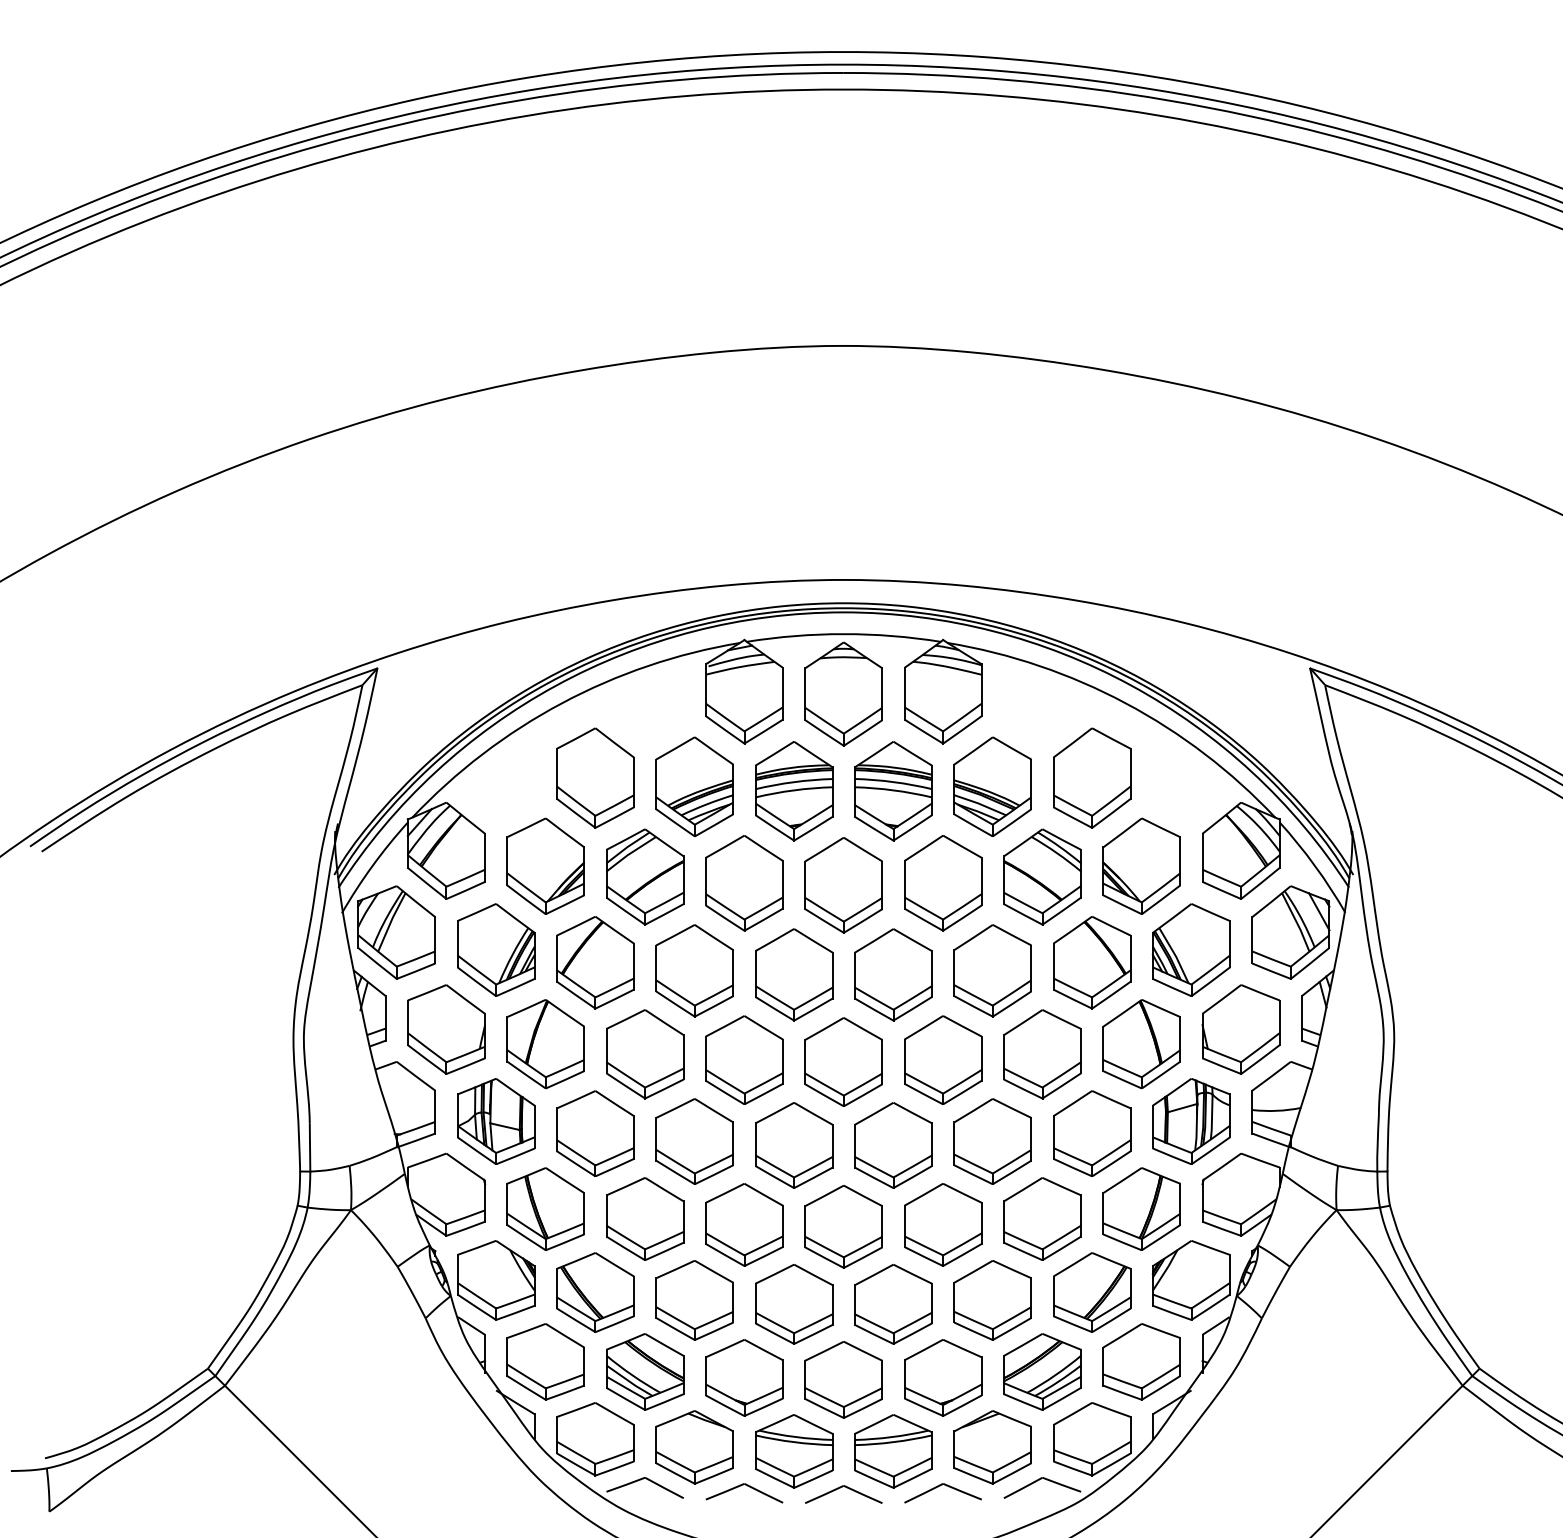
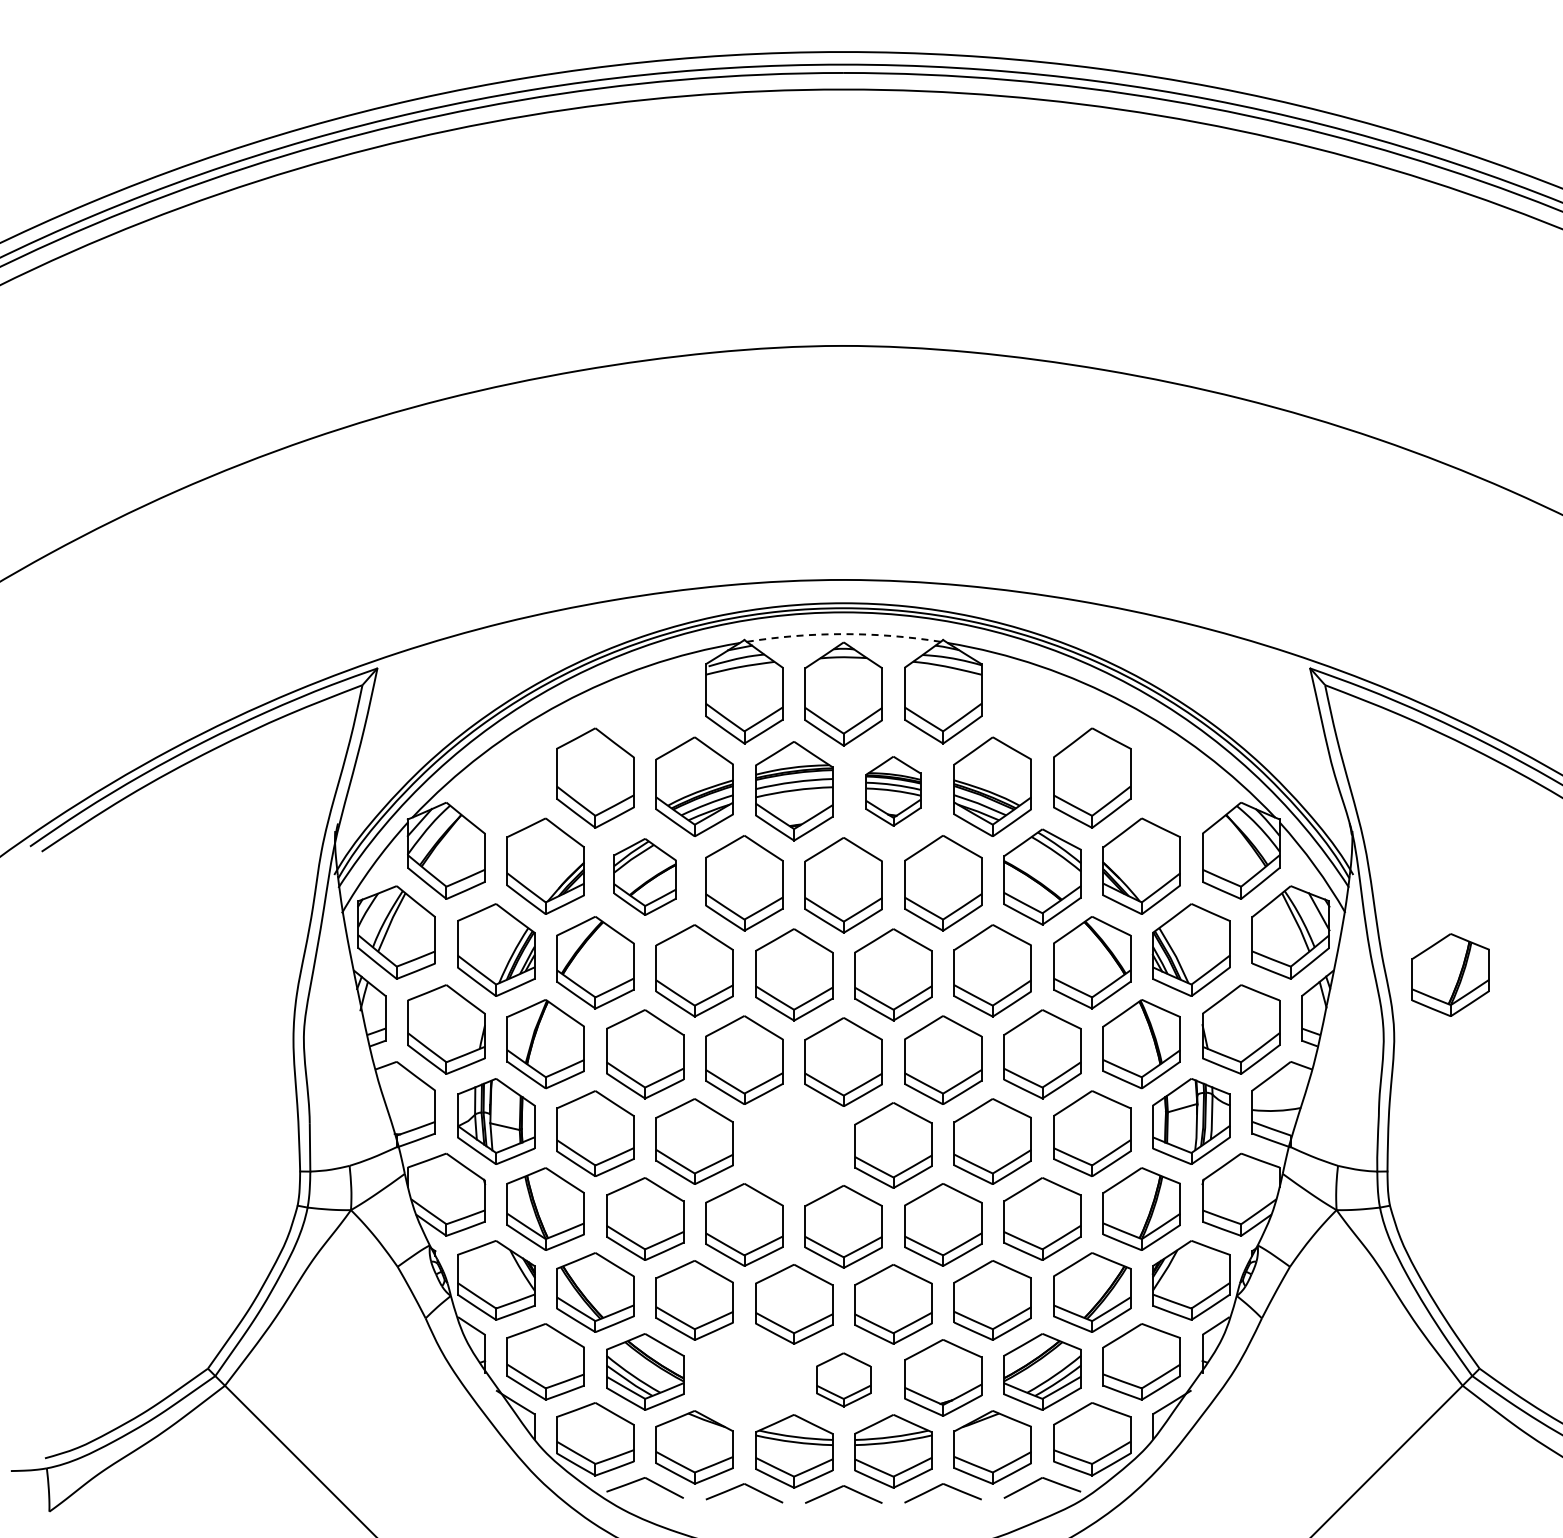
arc: solid -> dashed (843, 634)
part size: 79x101 px -> 57x71 px (893, 791)
part size: 79x98 px -> 64x78 px (644, 876)
part: none -> present (1450, 974)
part: present -> none (794, 1145)
part: present -> none (744, 1377)
part size: 79x78 px -> 56x56 px (843, 1379)
